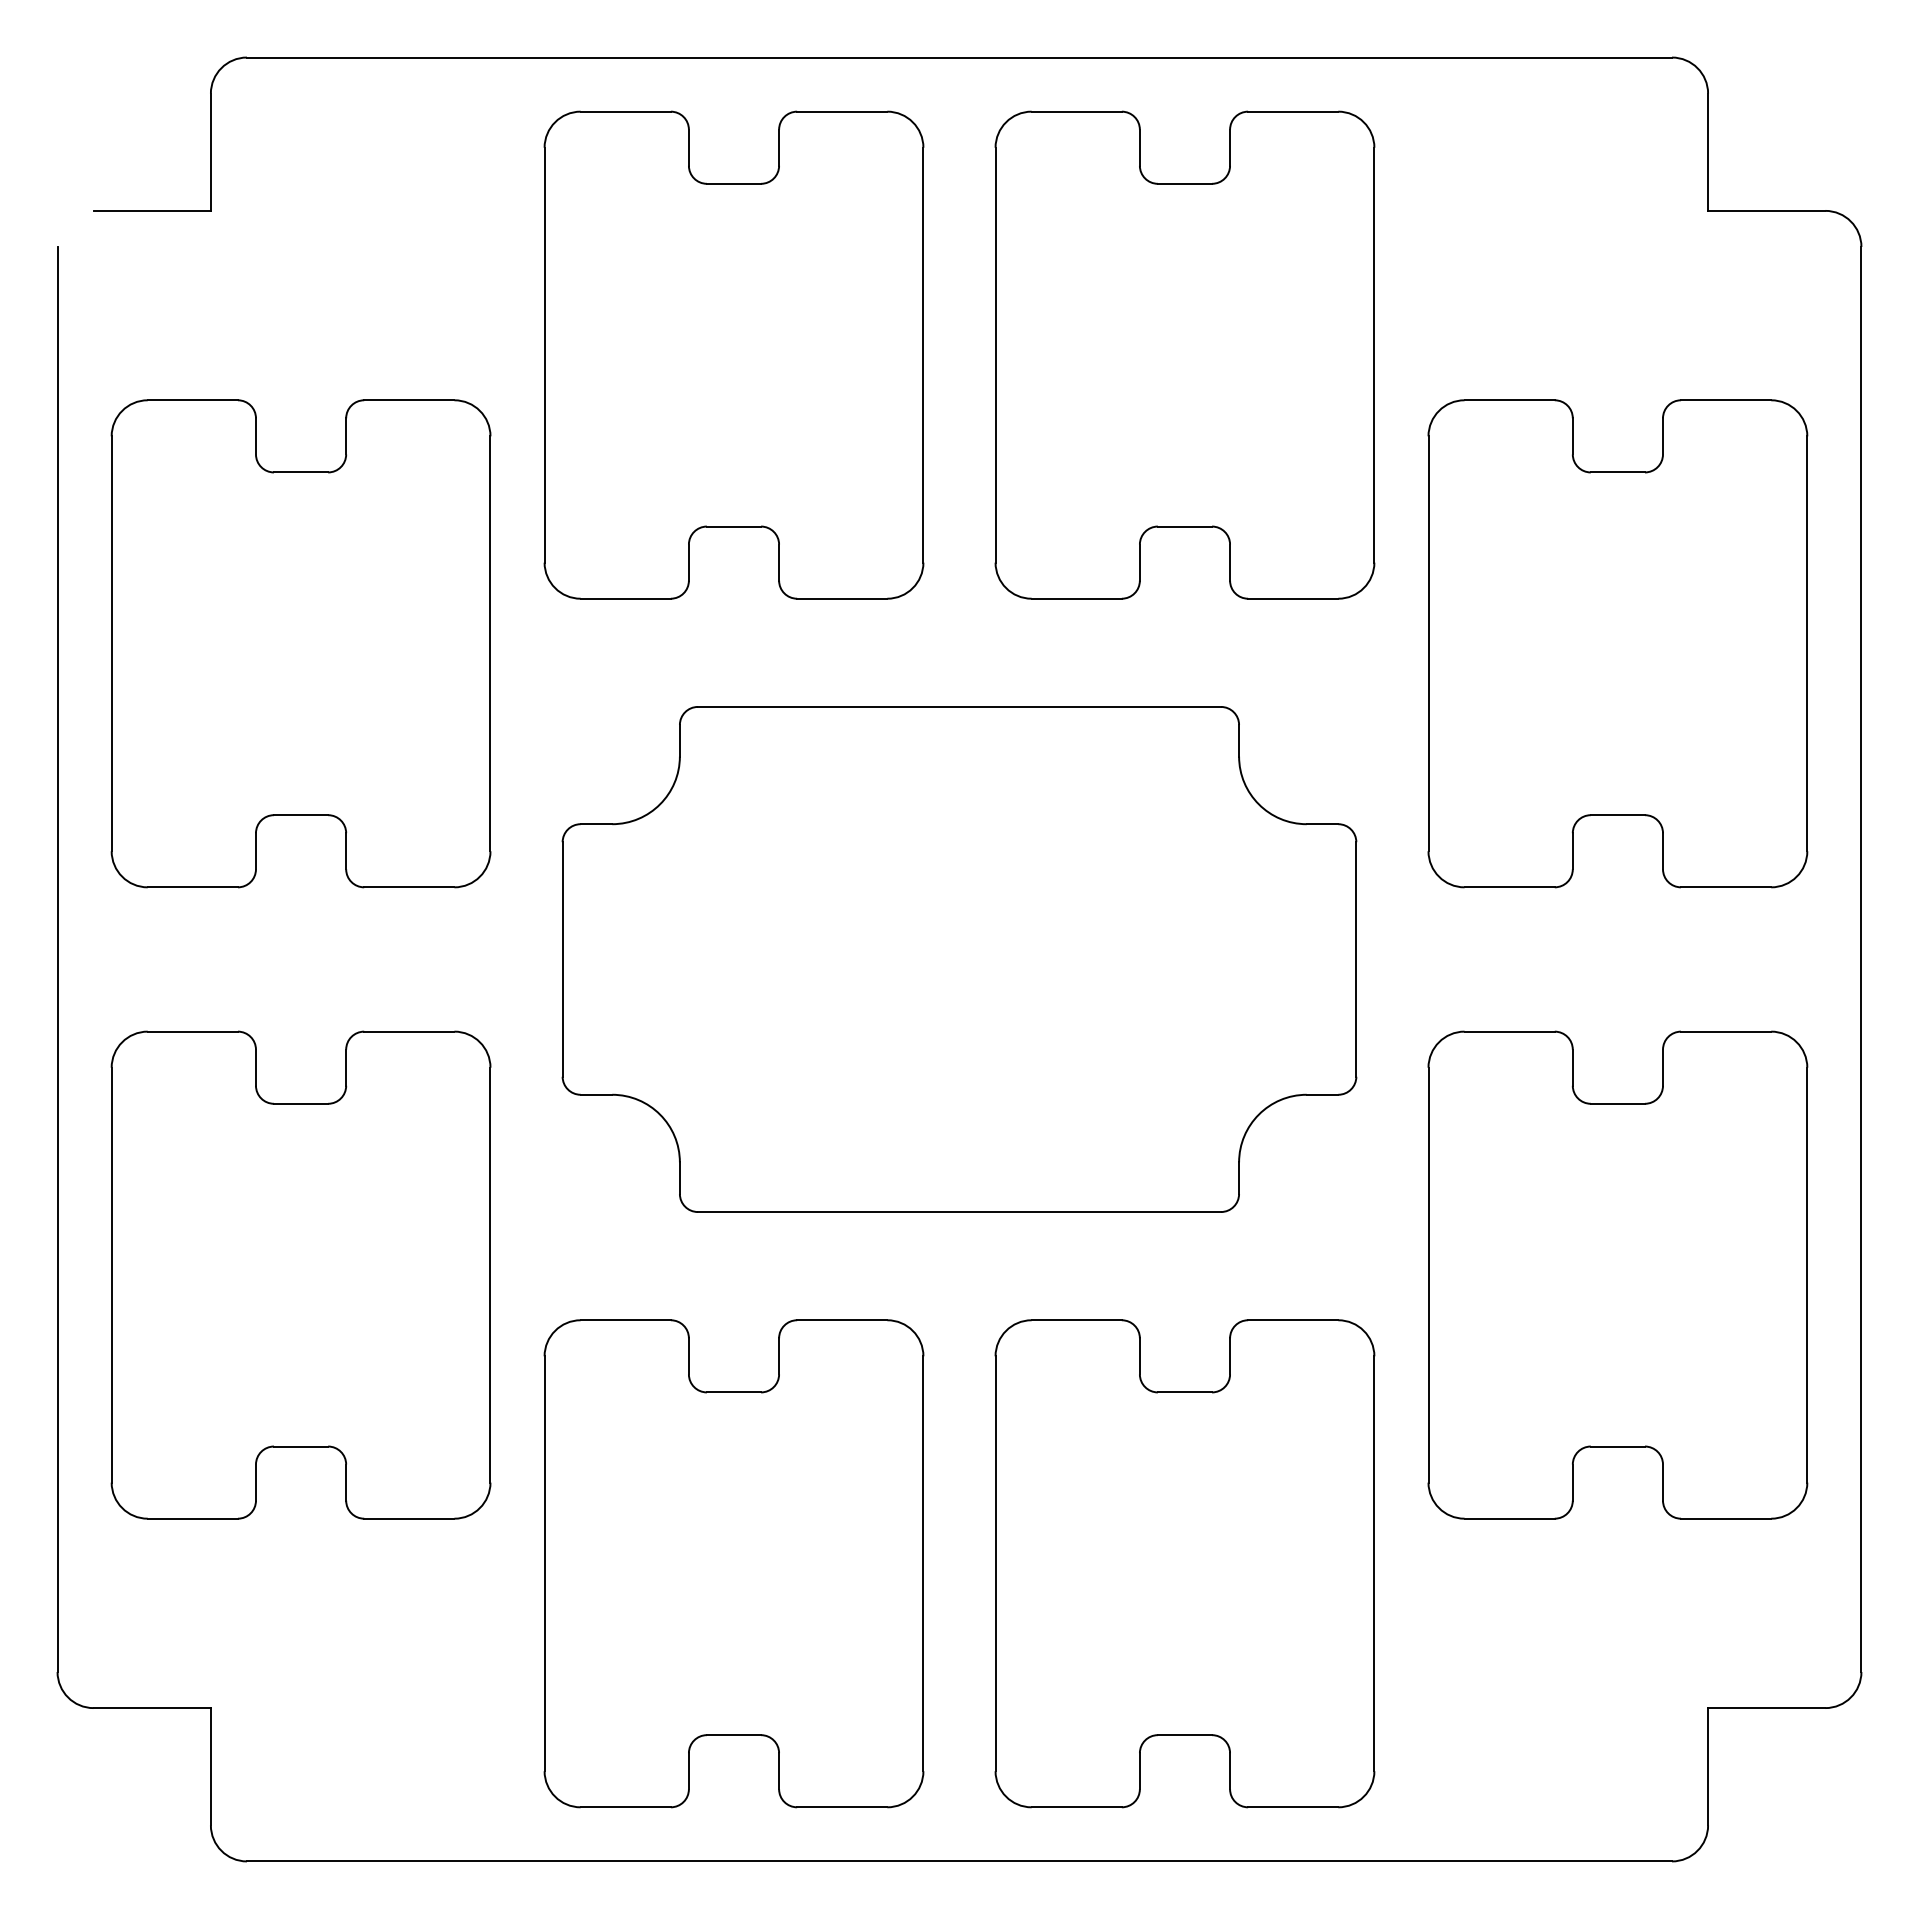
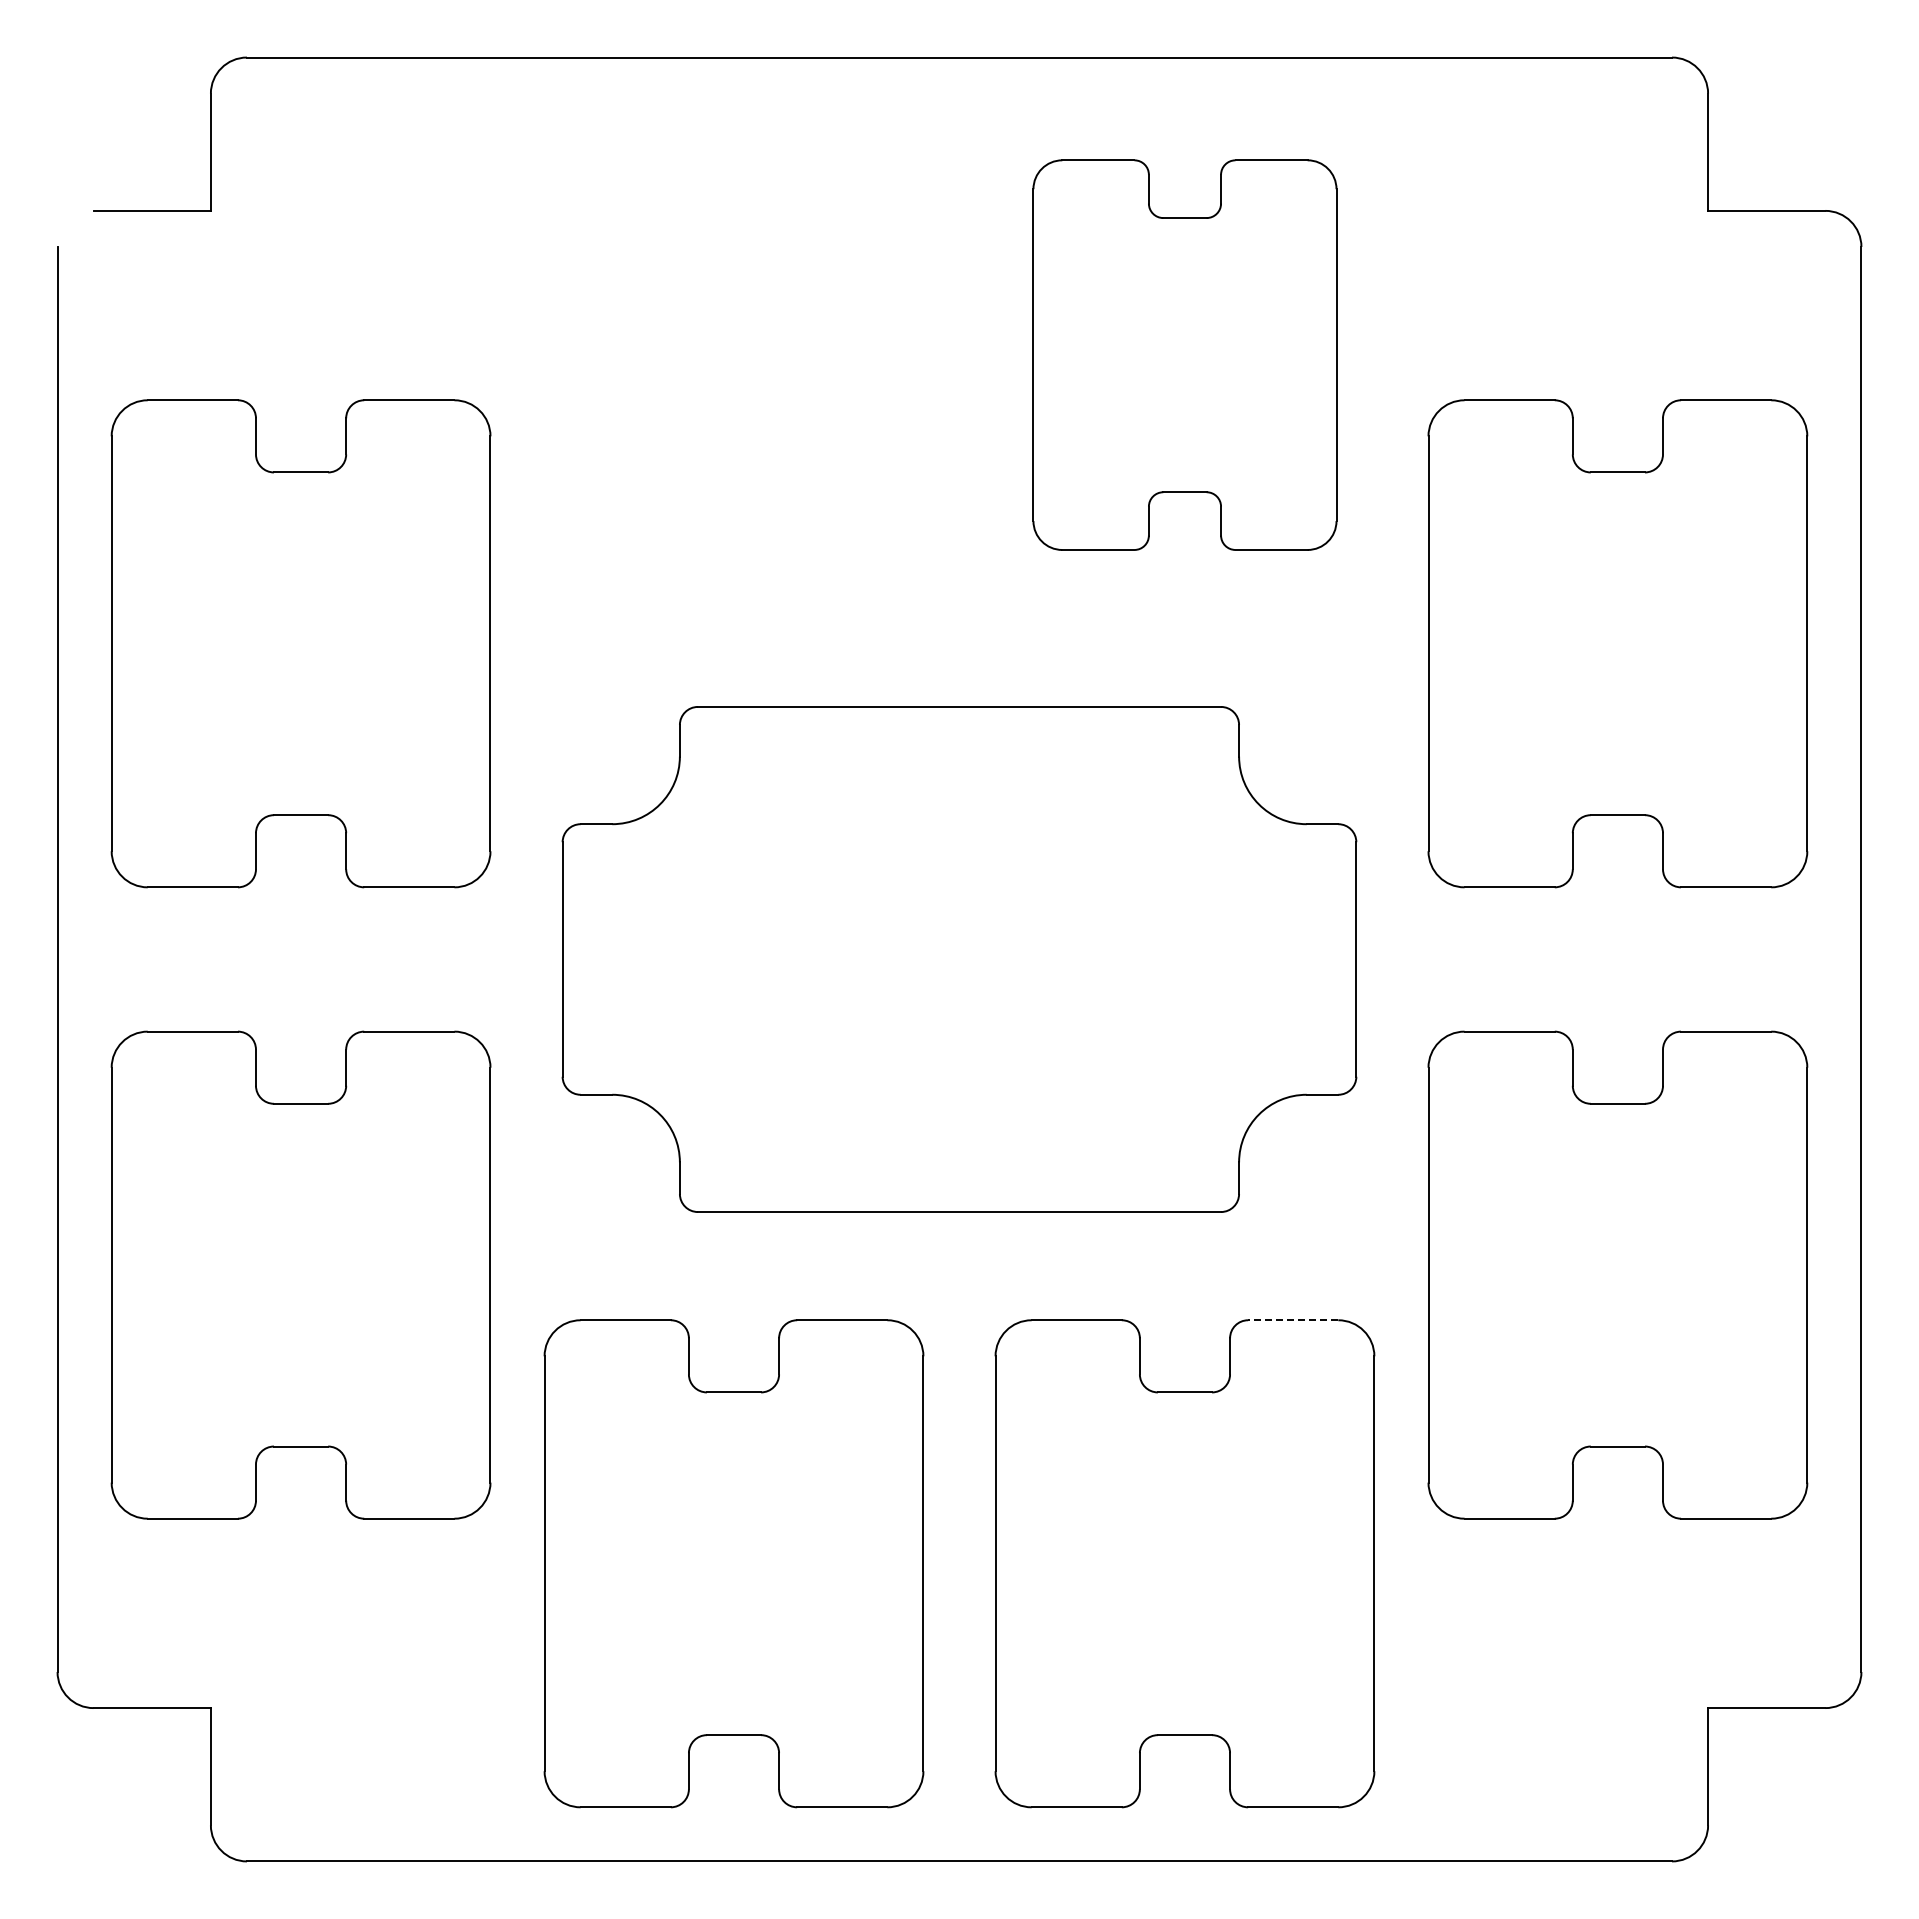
part: present -> none (733, 354)
part size: 382x490 px -> 306x392 px (1184, 354)
line: solid -> dashed (1292, 1320)
